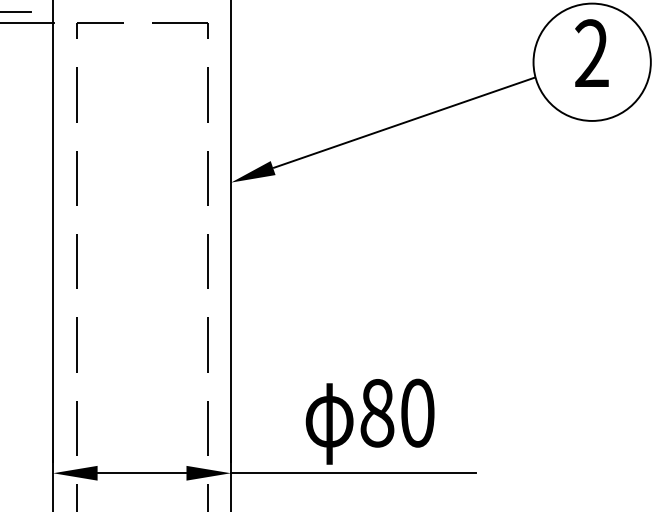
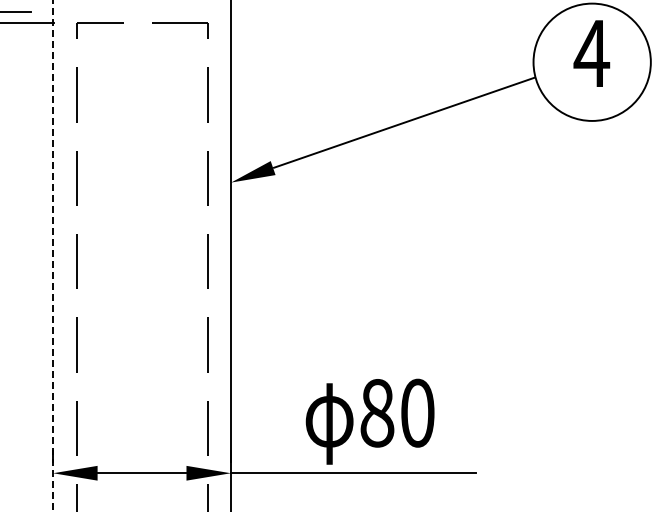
text: 2 -> 4 (591, 52)
line: solid -> dashed (53, 256)
